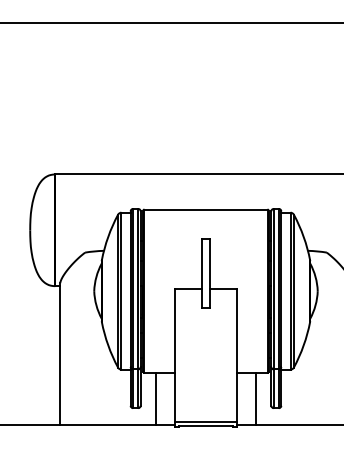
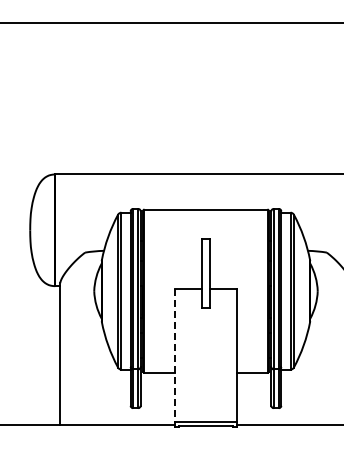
line: solid -> dashed (174, 355)
line: present -> none (155, 398)
line: present -> none (256, 398)
